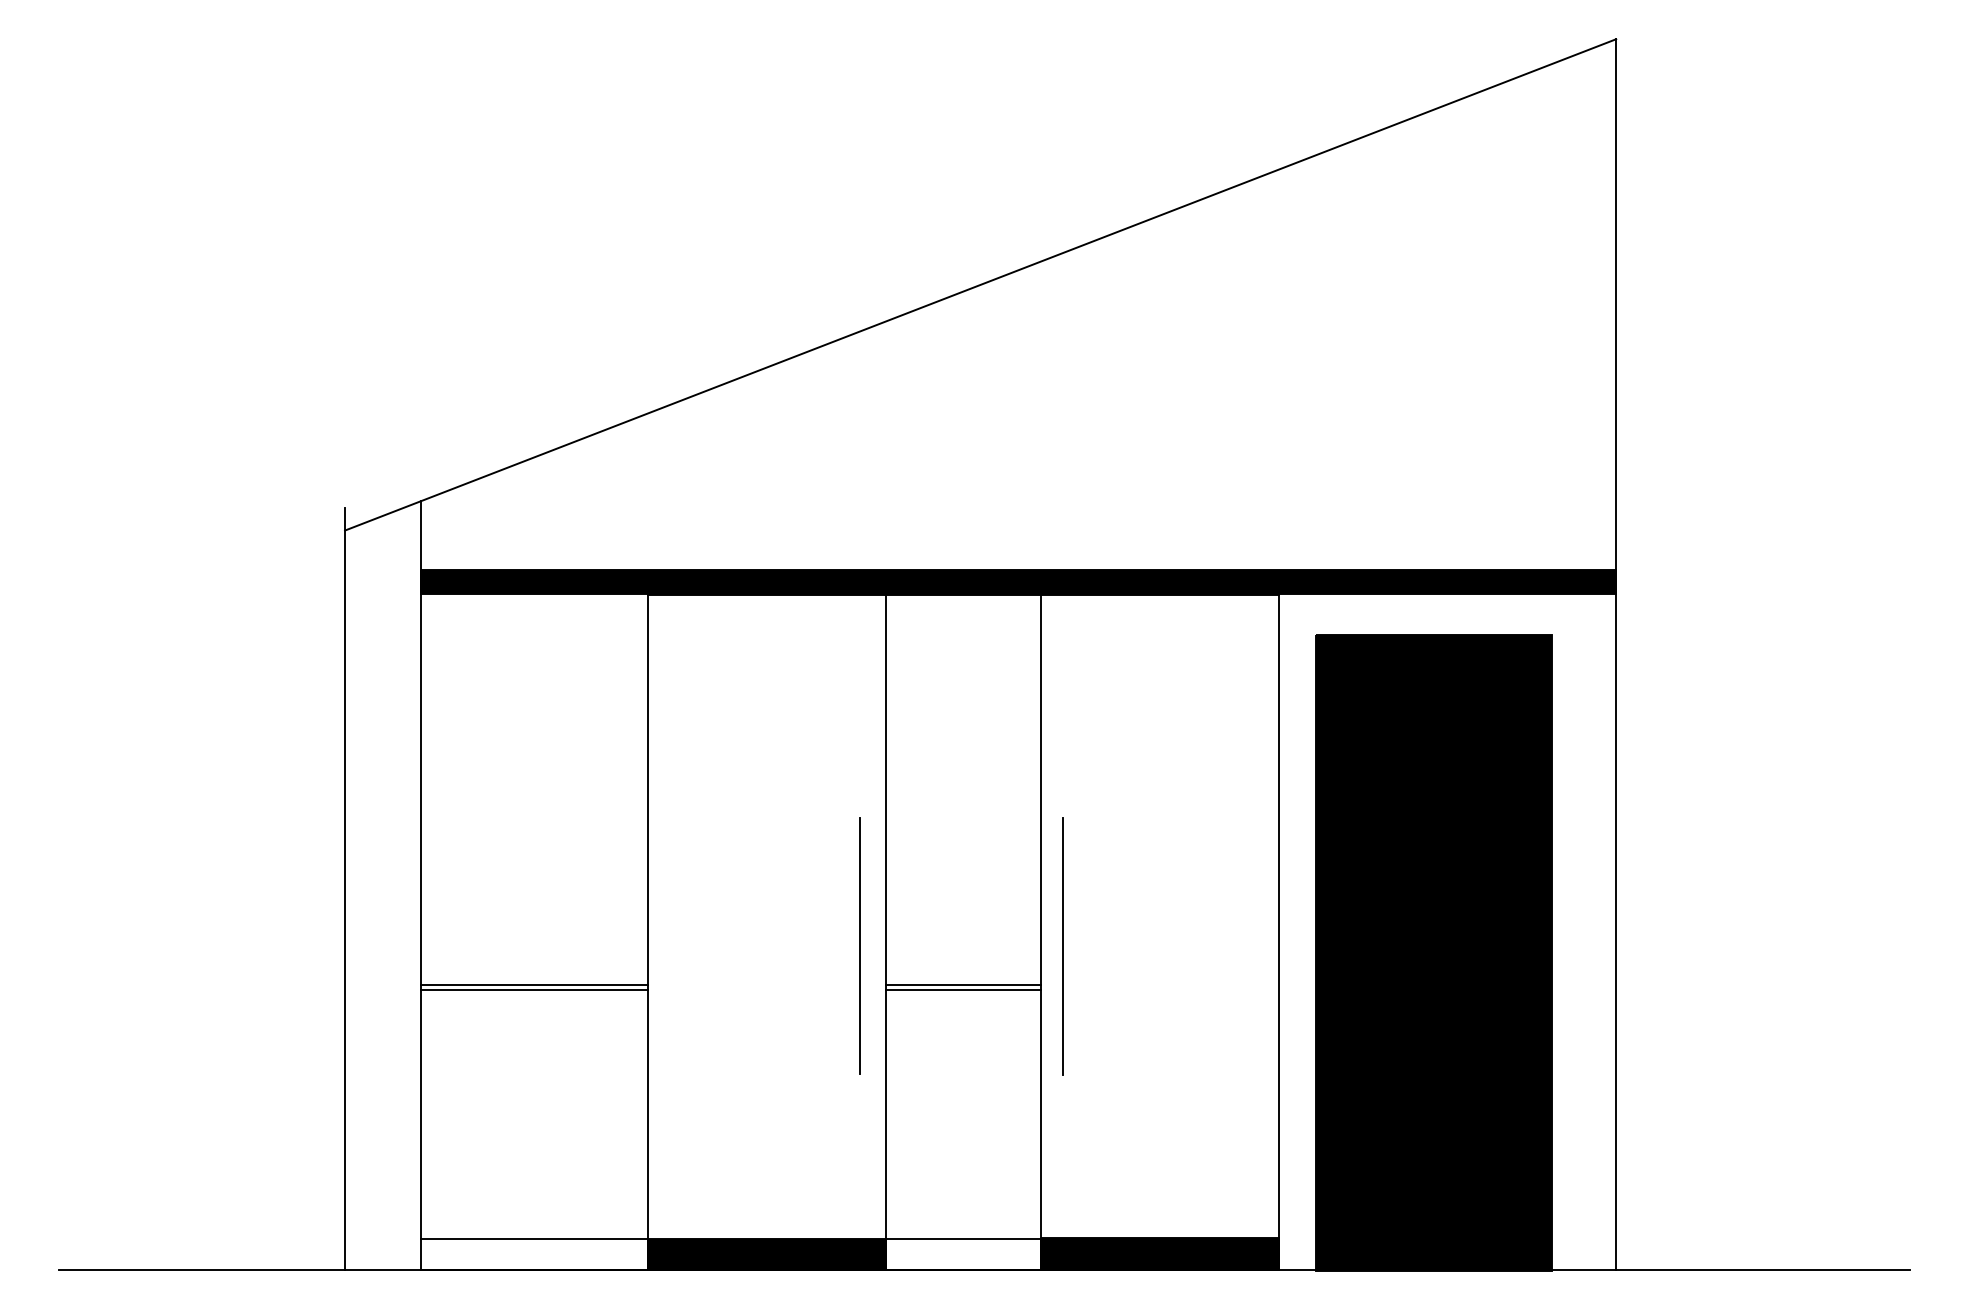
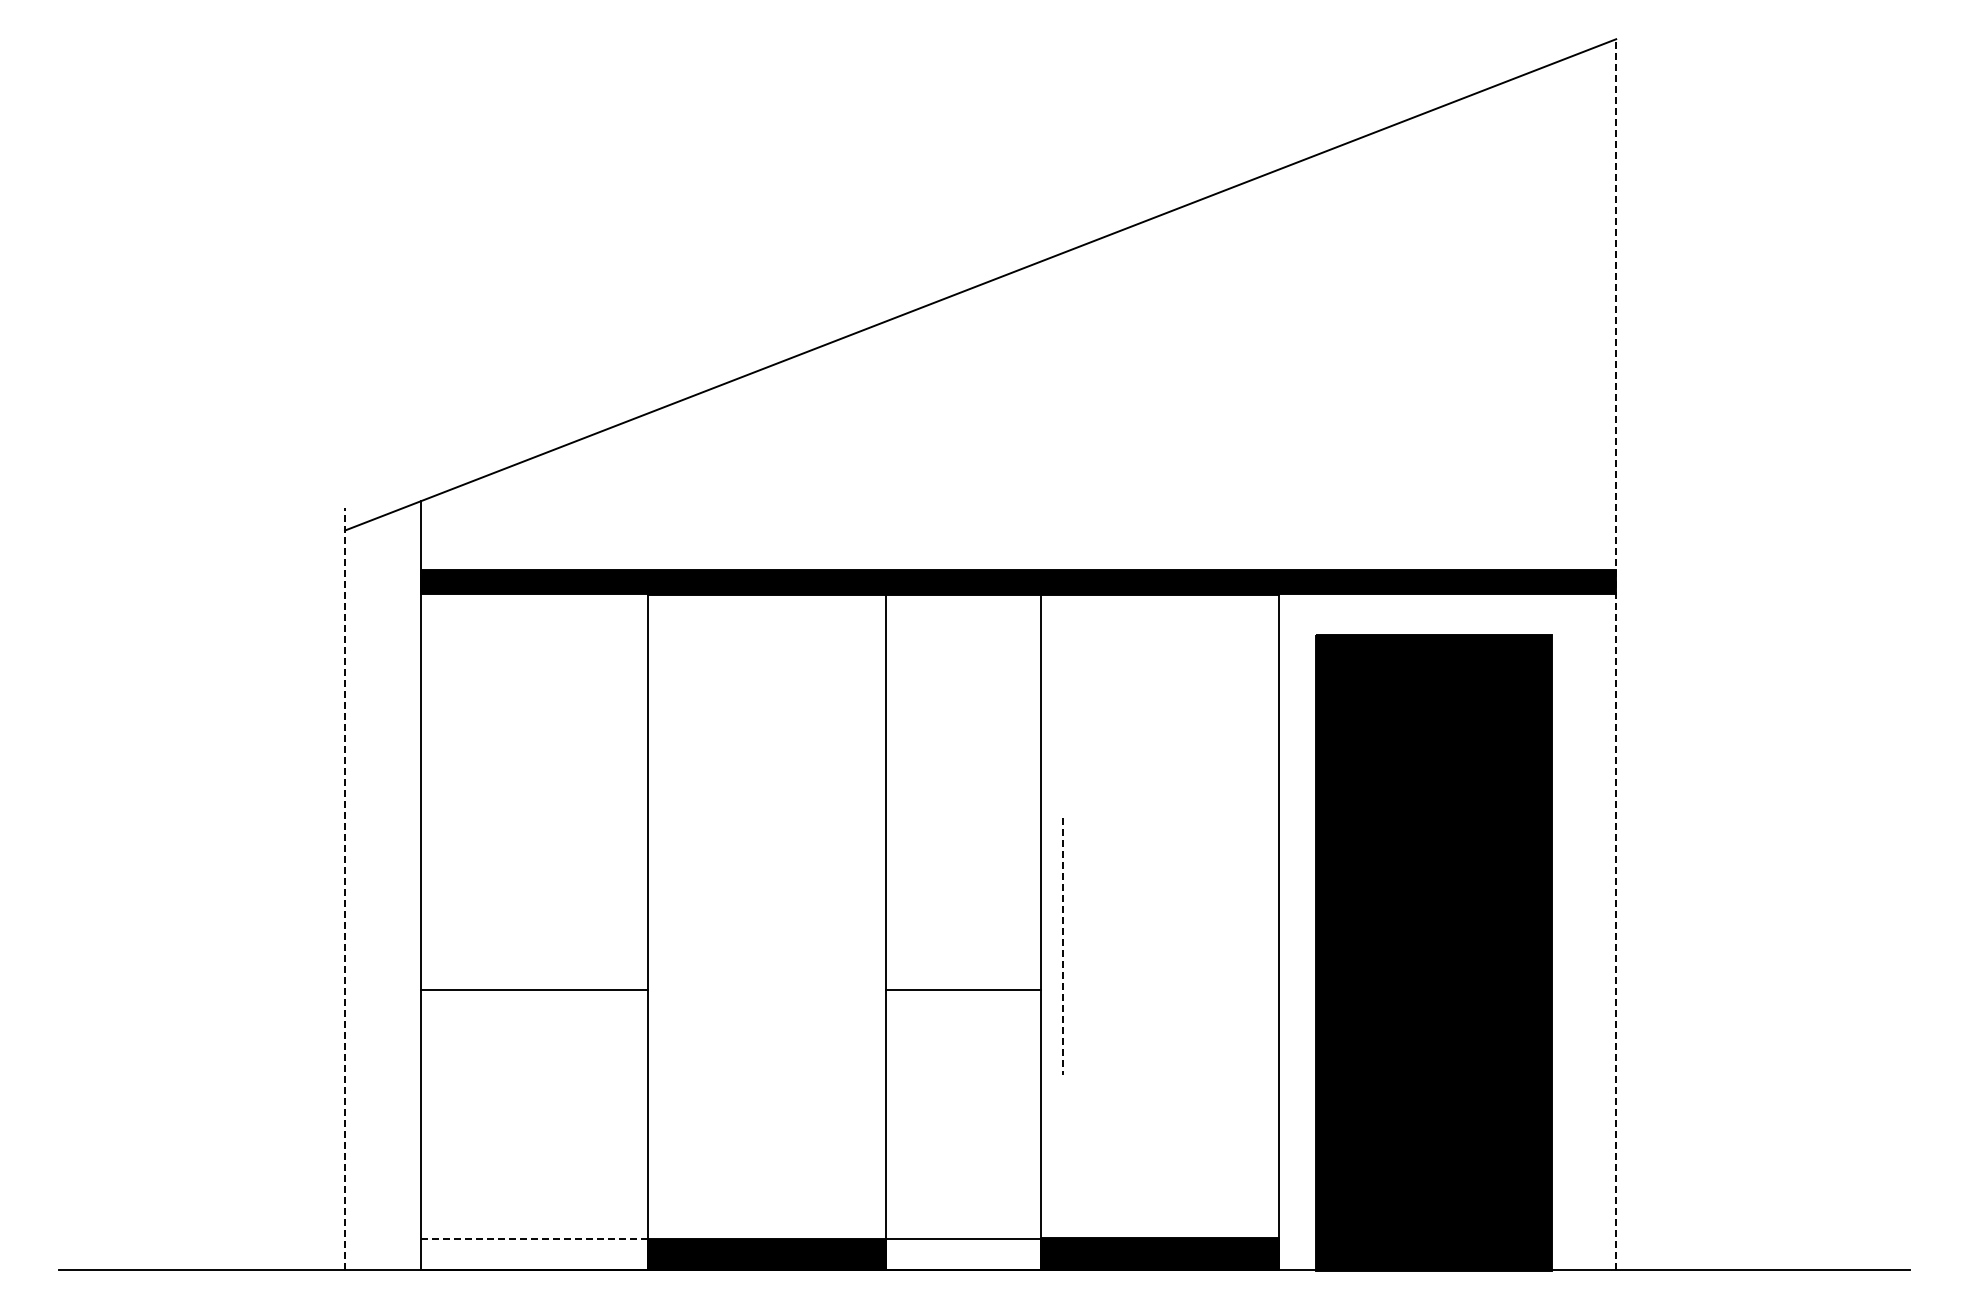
line: solid -> dashed (1616, 654)
line: solid -> dashed (345, 888)
line: present -> none (859, 945)
line: solid -> dashed (1063, 947)
line: present -> none (533, 984)
line: present -> none (962, 984)
line: solid -> dashed (534, 1238)
